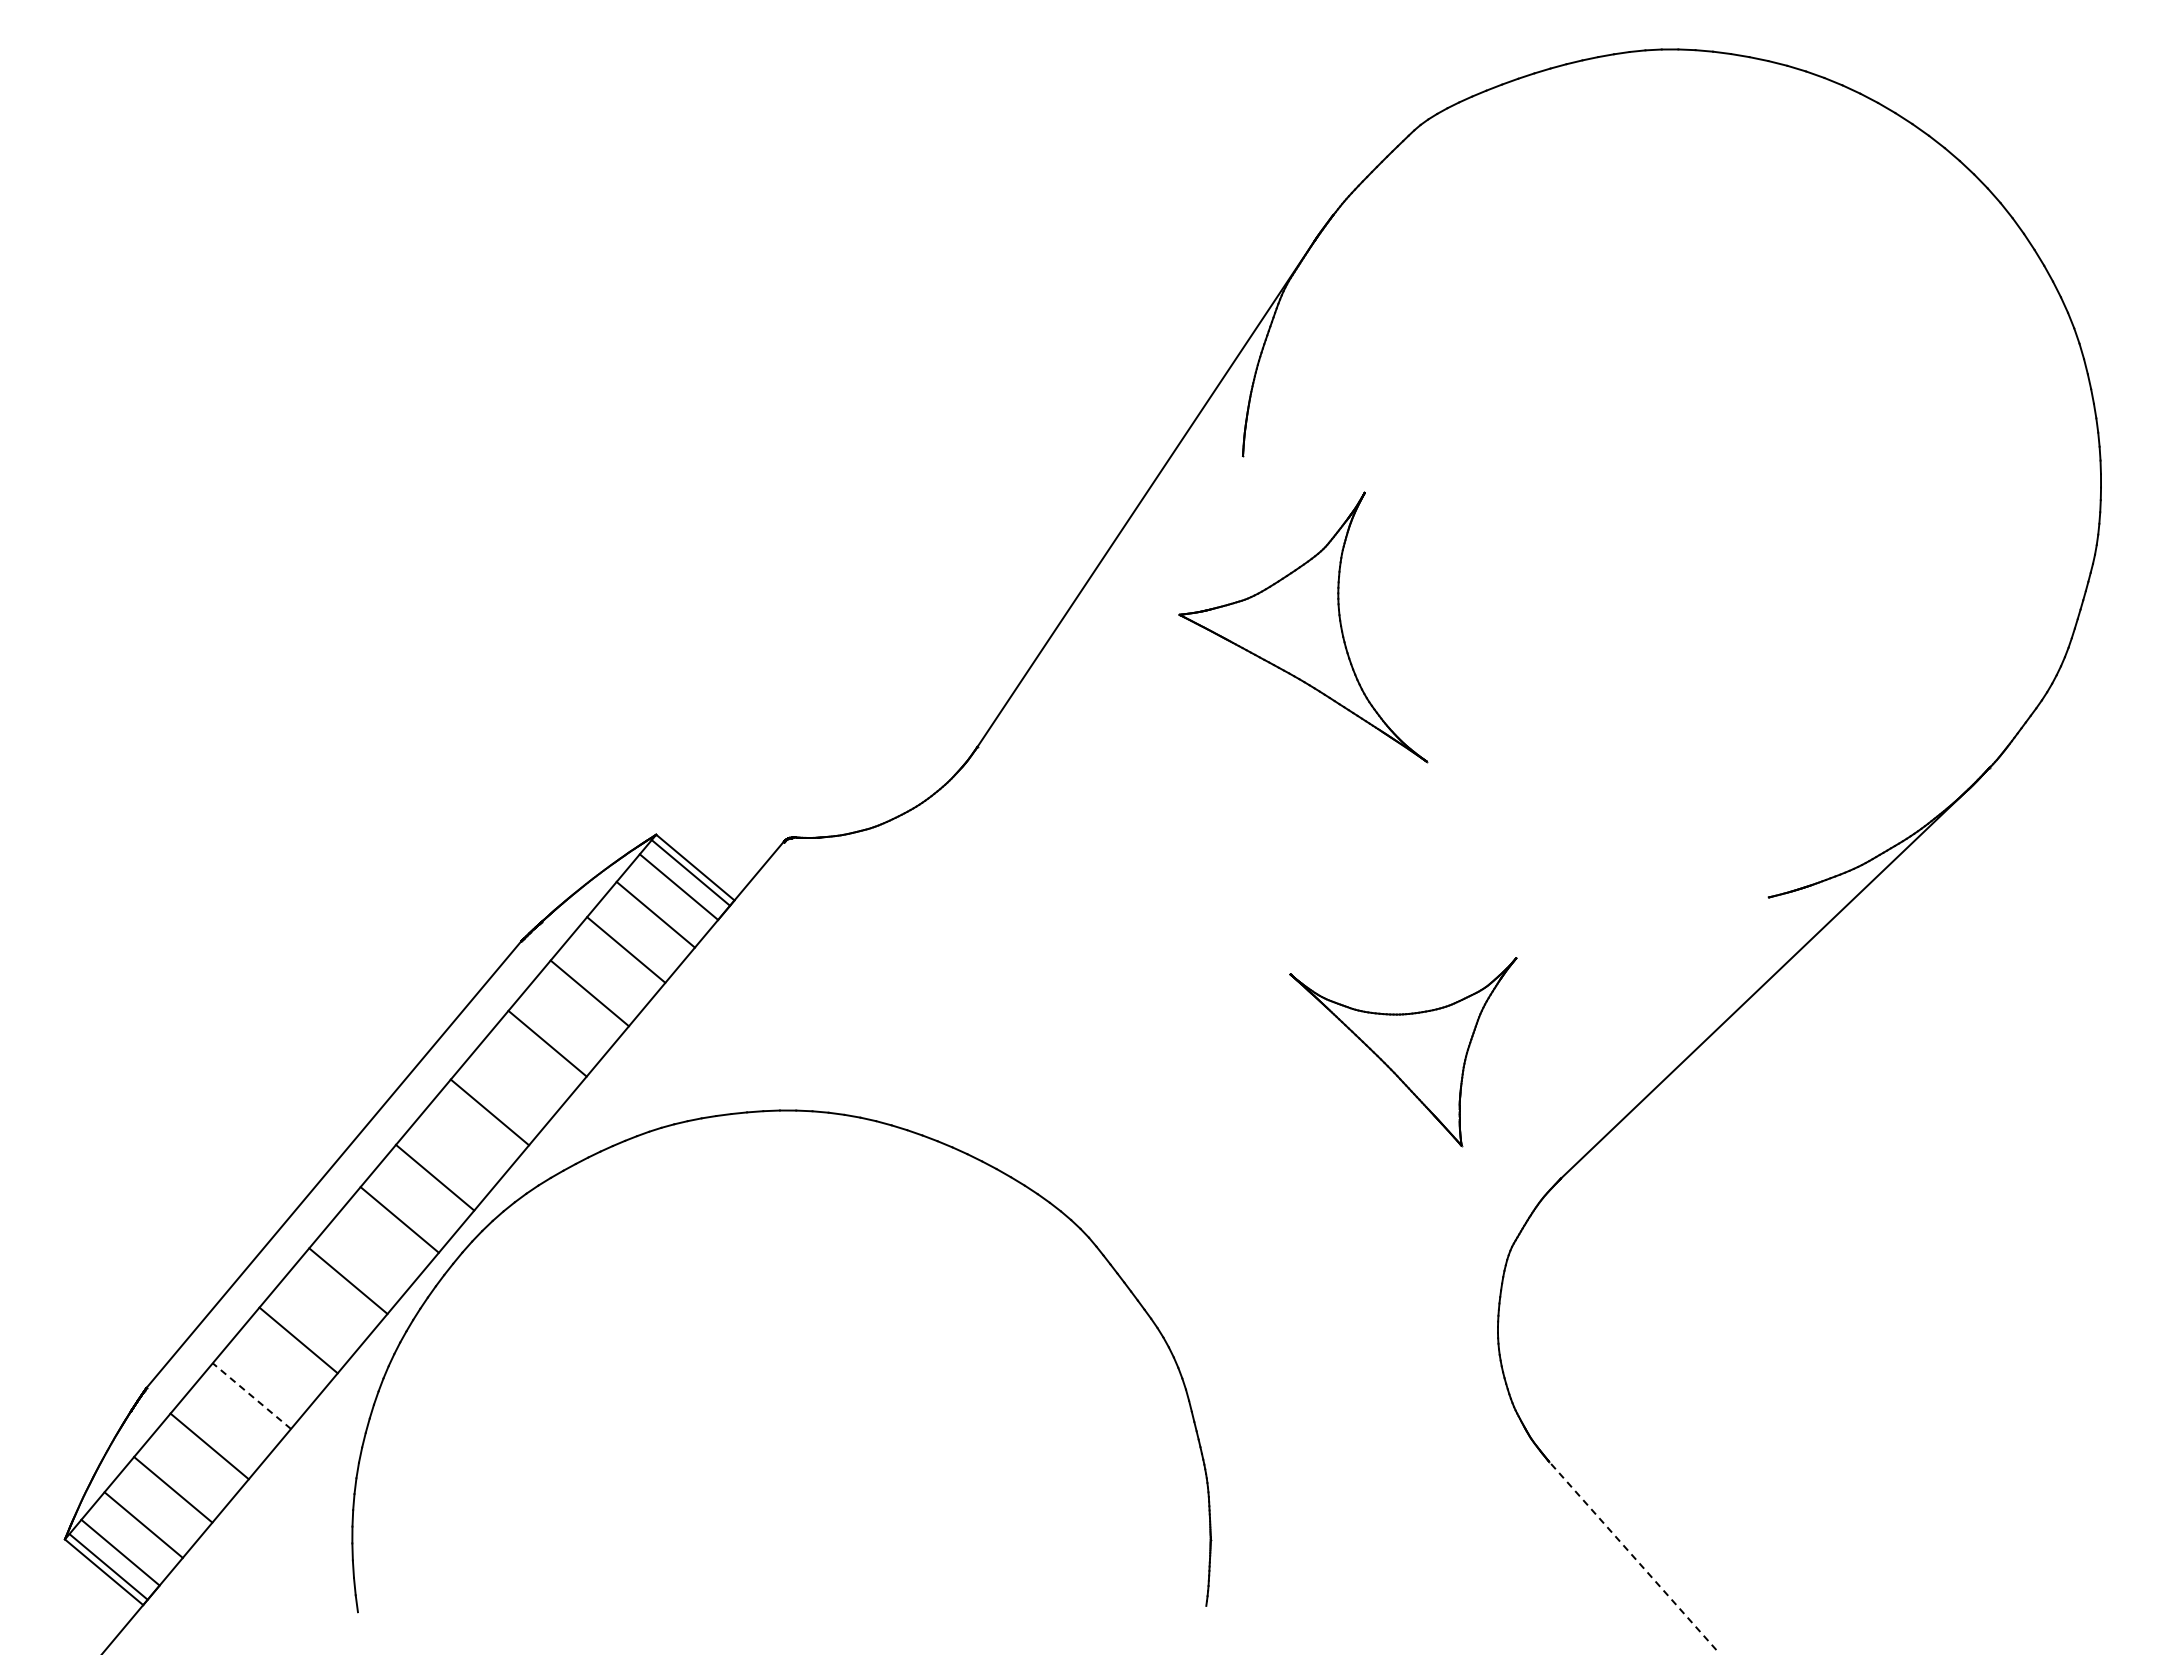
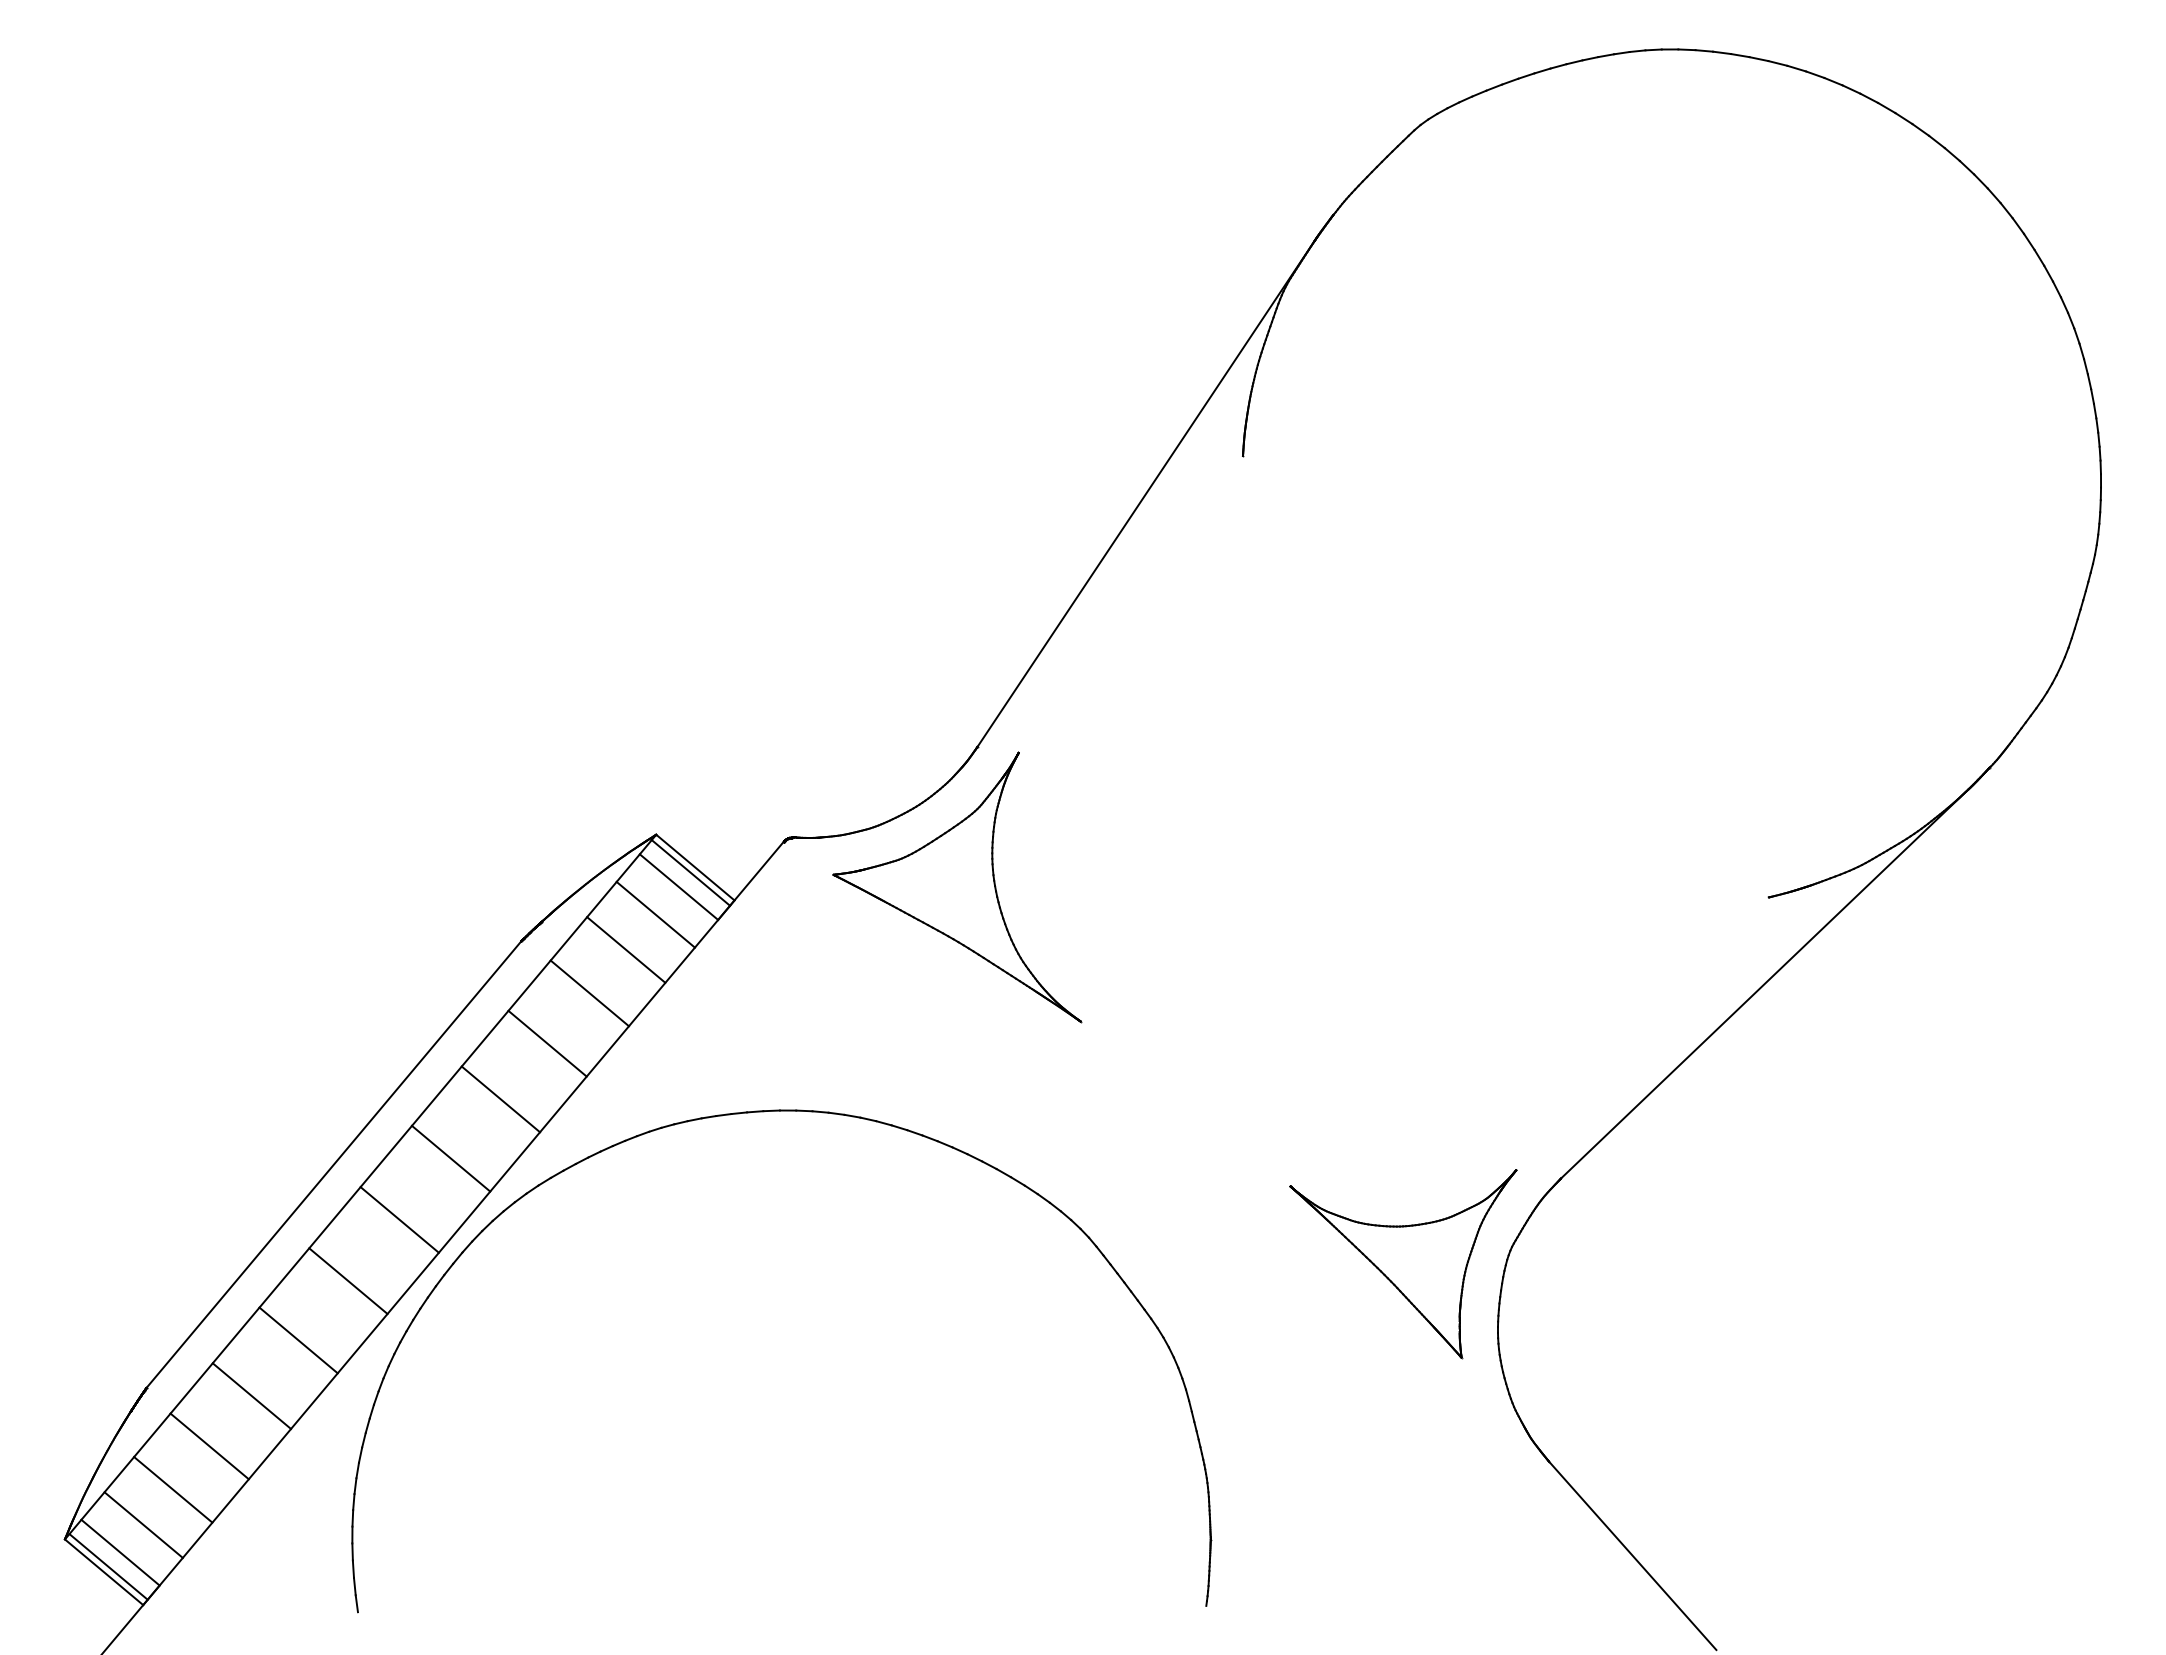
part position: (1303, 627) -> (957, 887) (957, 887)
part position: (1403, 1052) -> (1403, 1264) (1403, 1264)
line position: (489, 1112) -> (500, 1099) (500, 1099)
line position: (434, 1177) -> (450, 1158) (450, 1158)
line: dashed -> solid (251, 1395)
line: dashed -> solid (1632, 1555)
